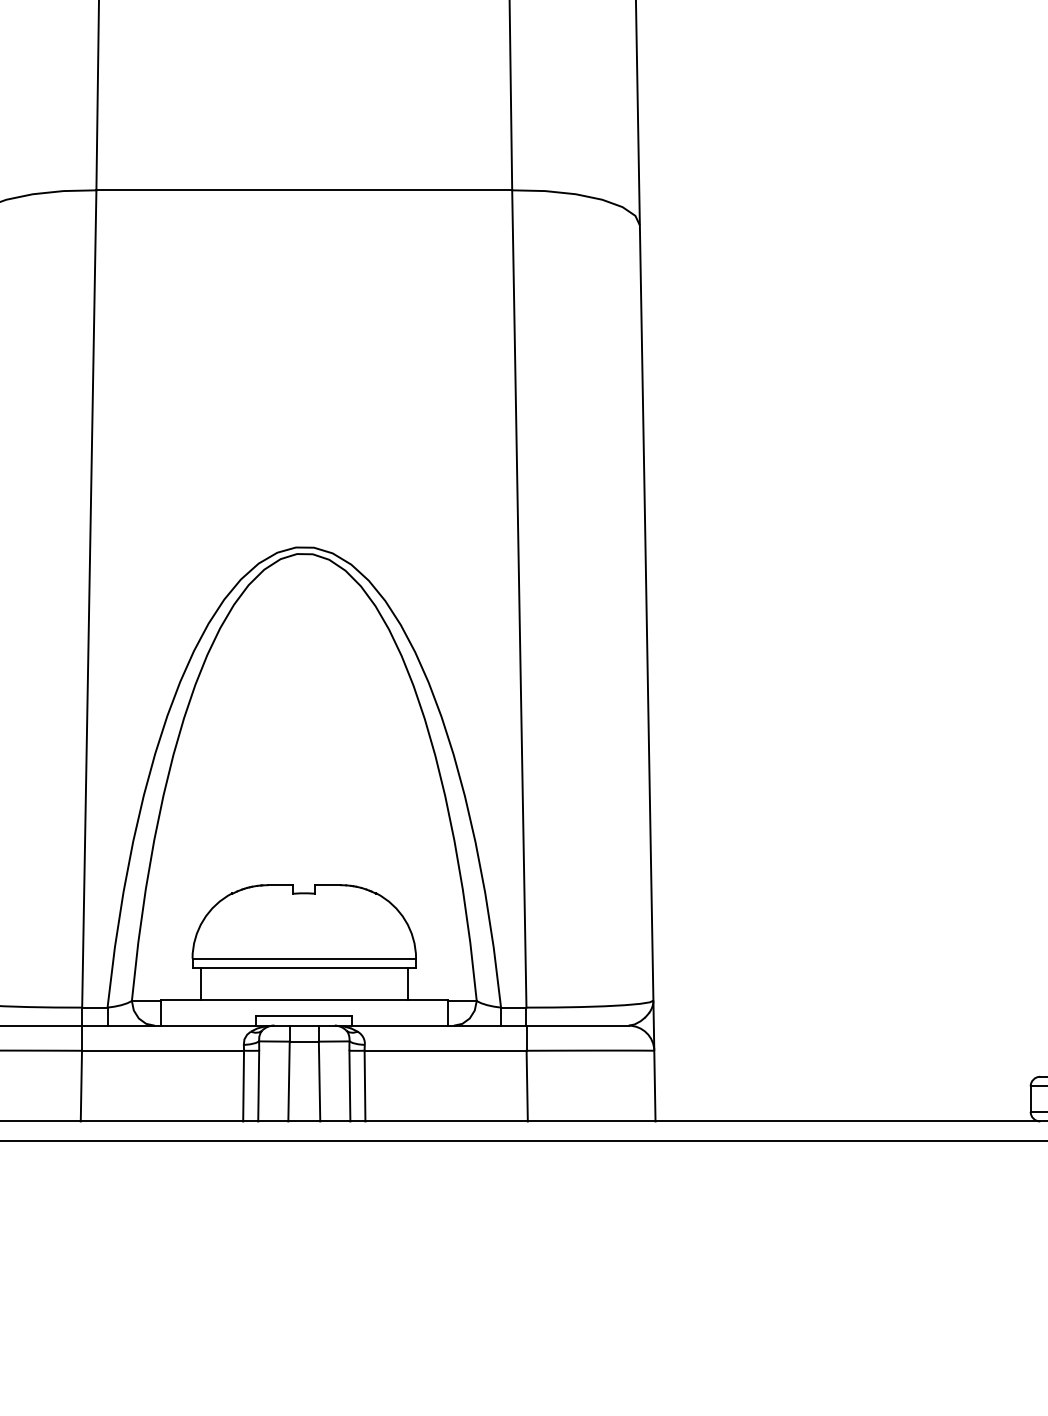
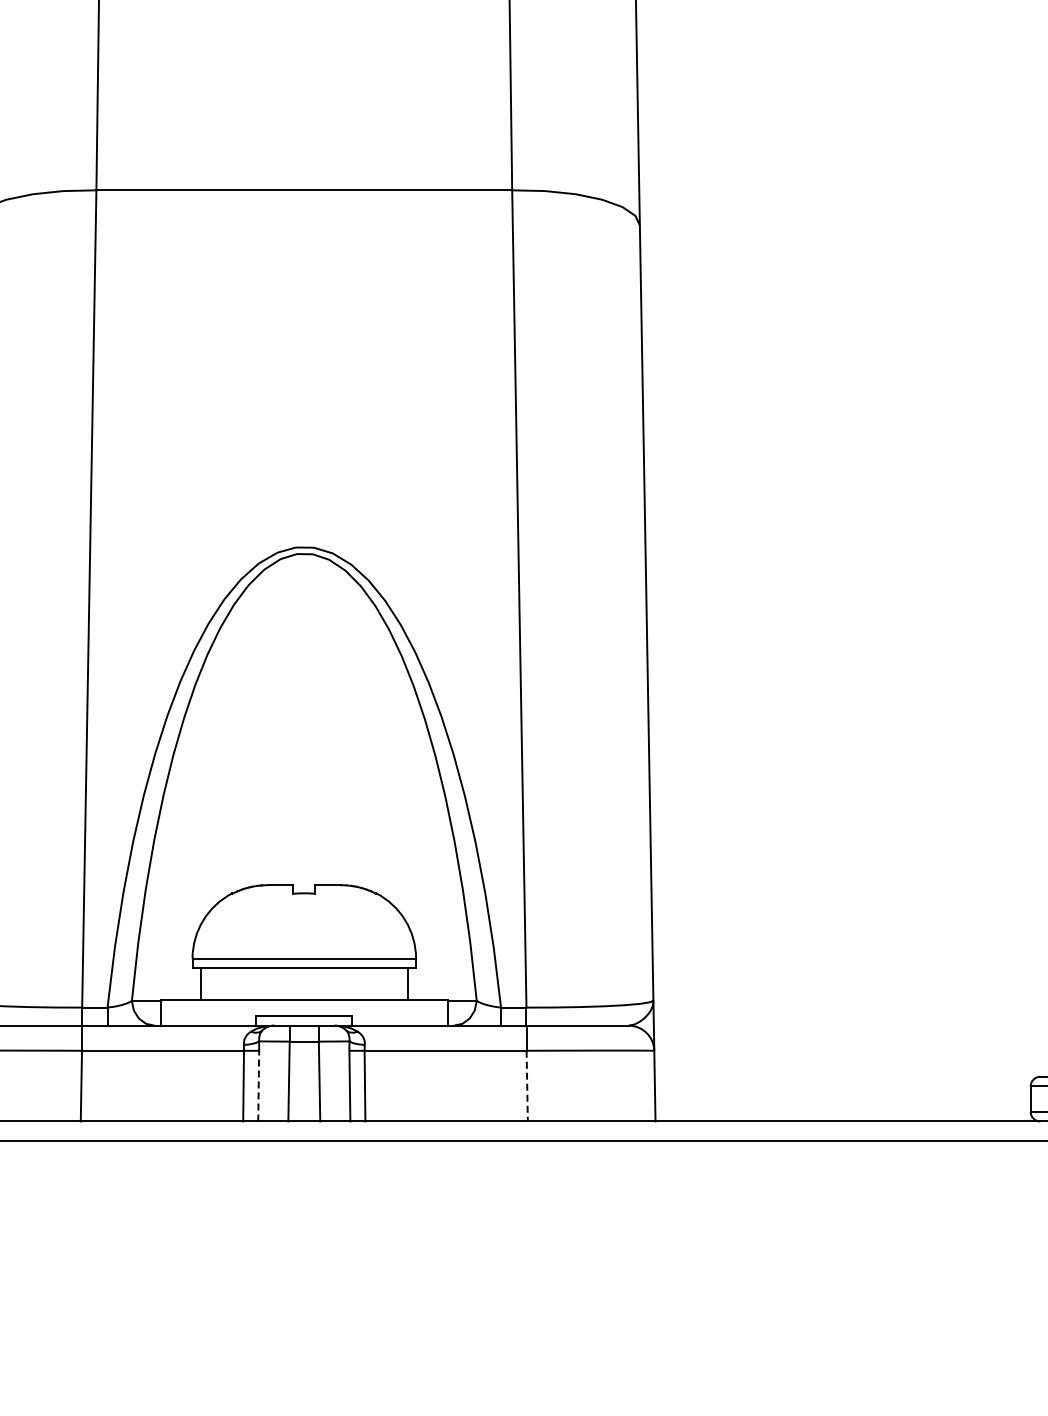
line: solid -> dashed (258, 1085)
line: solid -> dashed (527, 1086)
